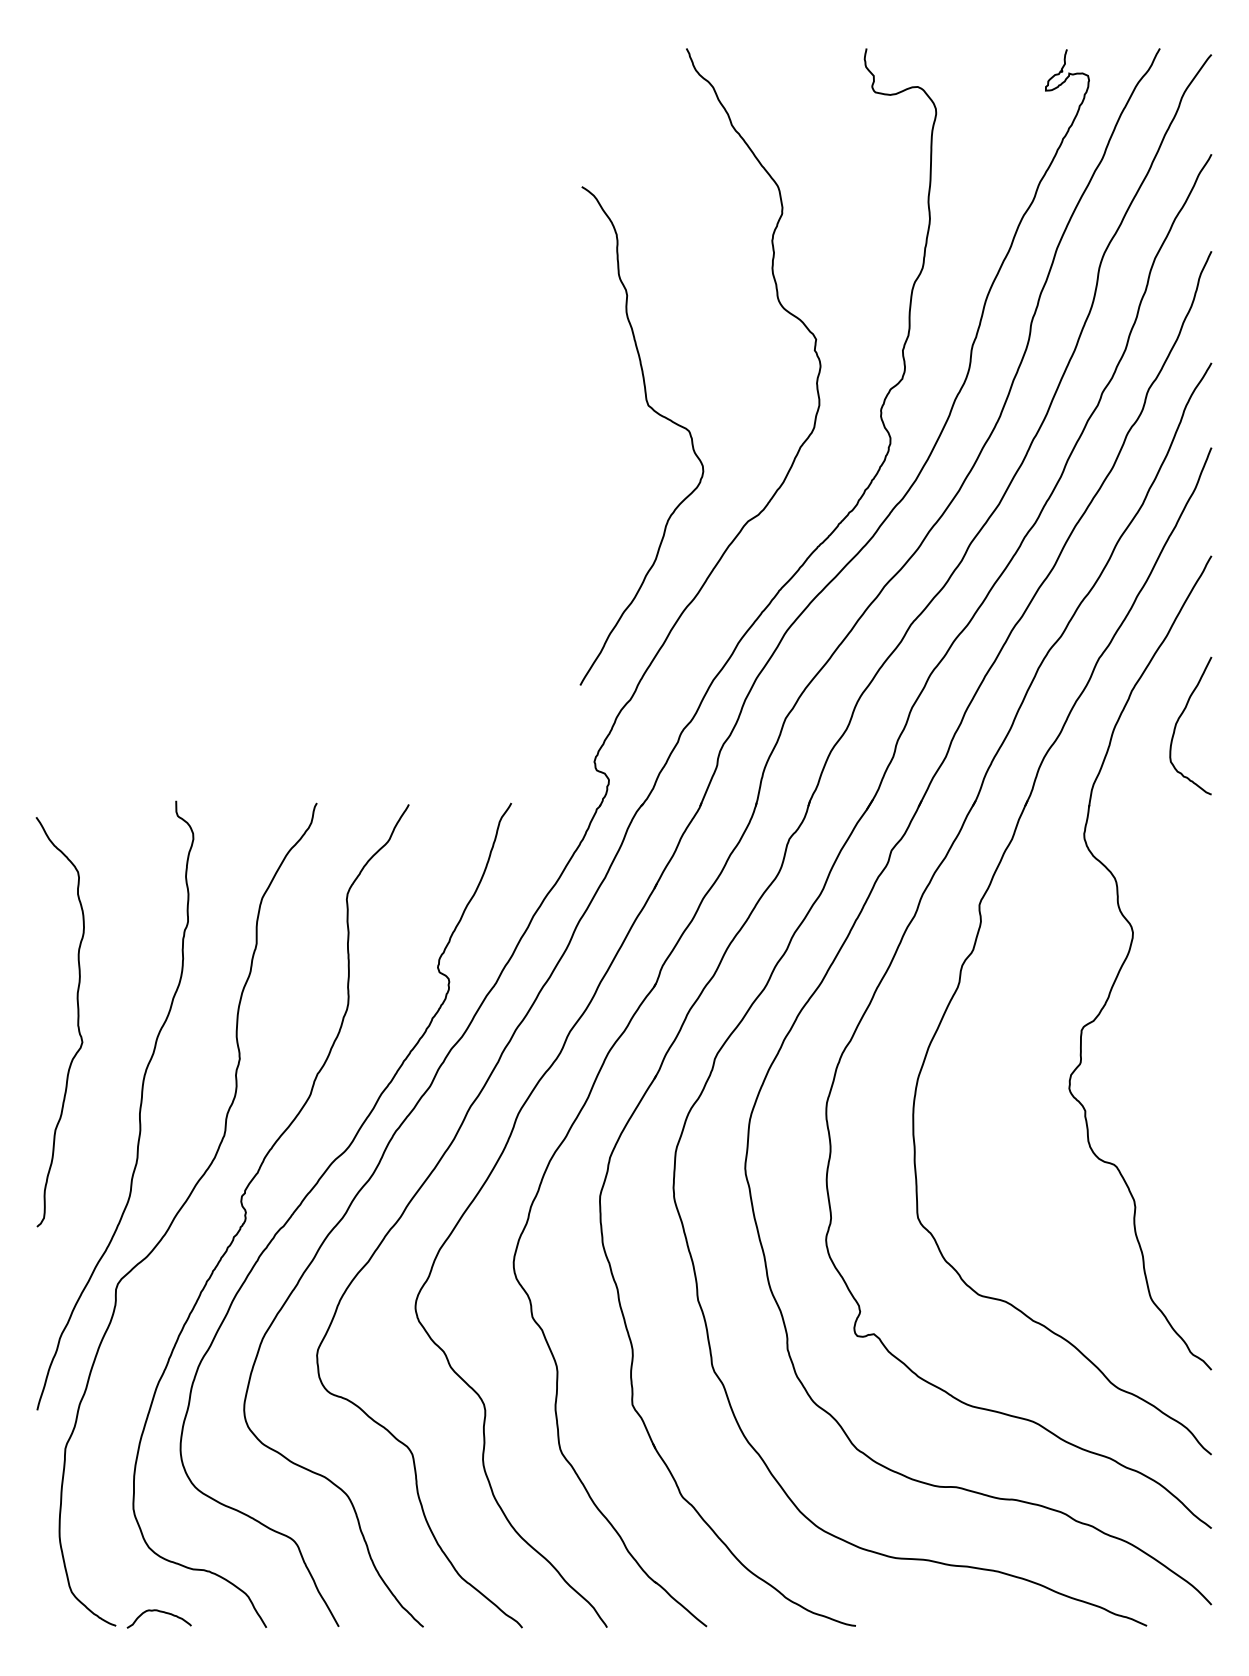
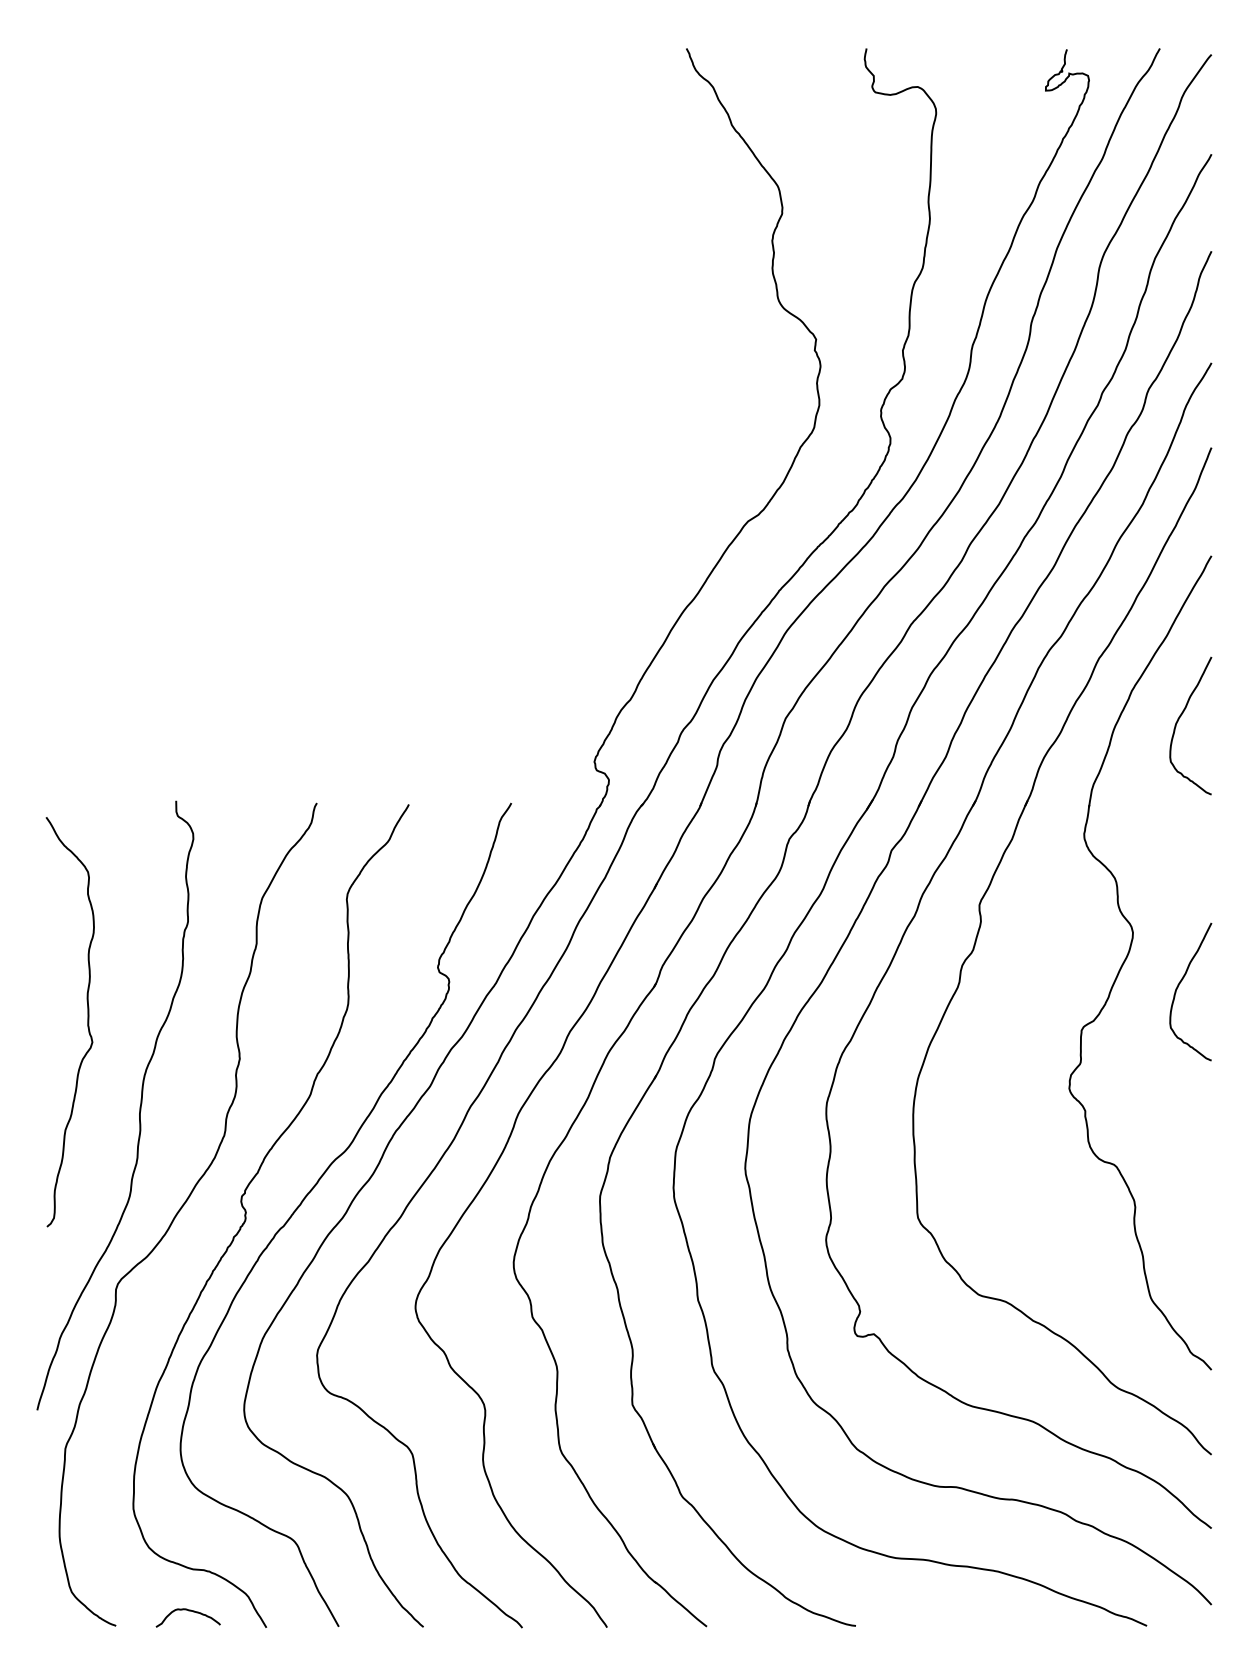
curve: present -> none (657, 414)
curve: none -> present (1179, 985)
curve position: (77, 1022) -> (87, 1022) (87, 1022)
curve position: (159, 1612) -> (188, 1611) (188, 1611)
